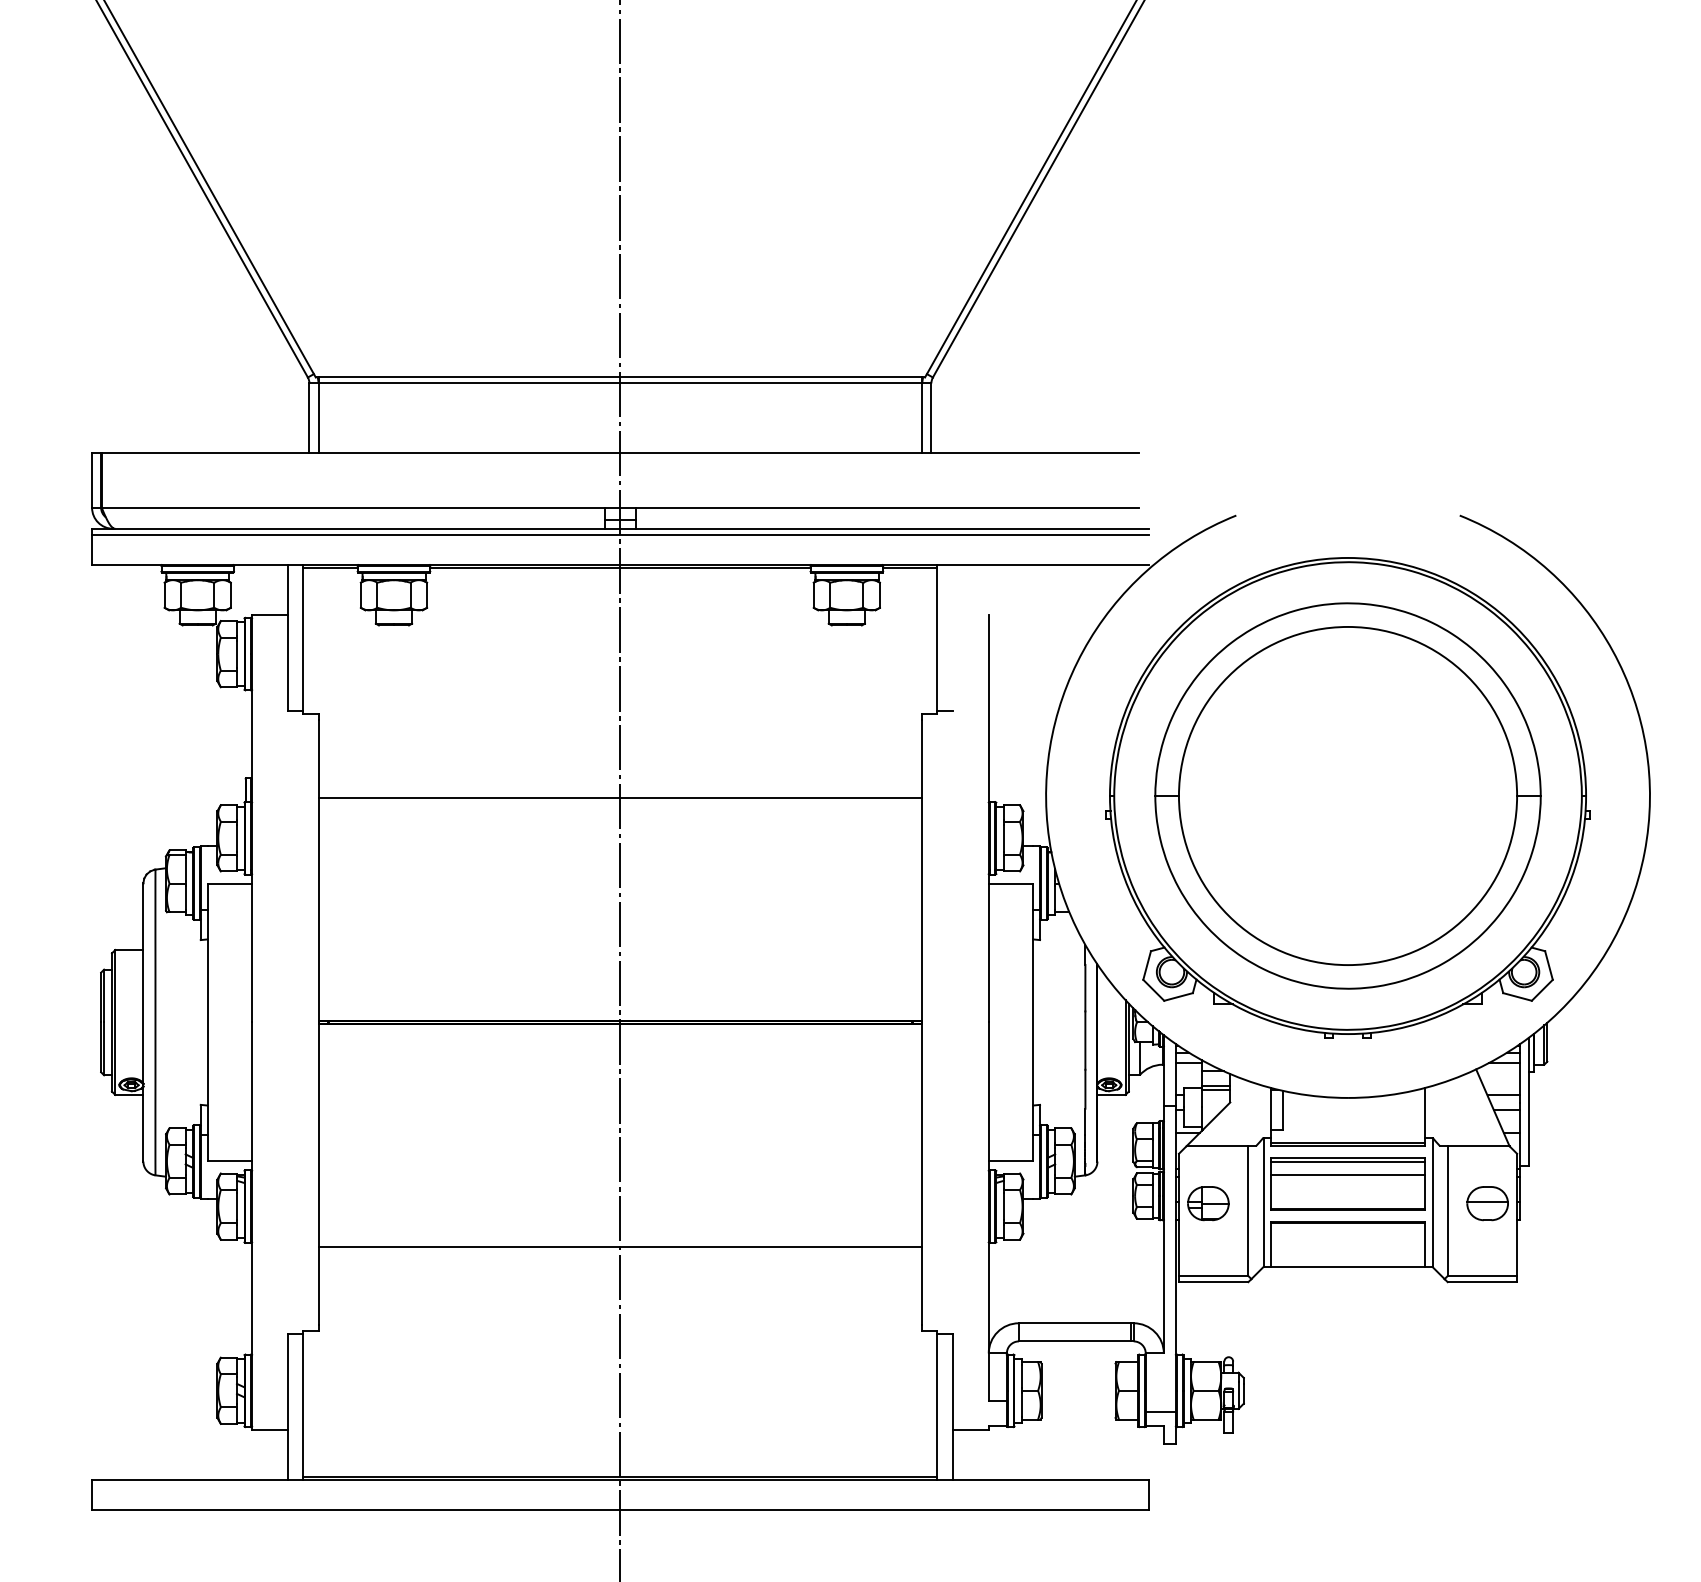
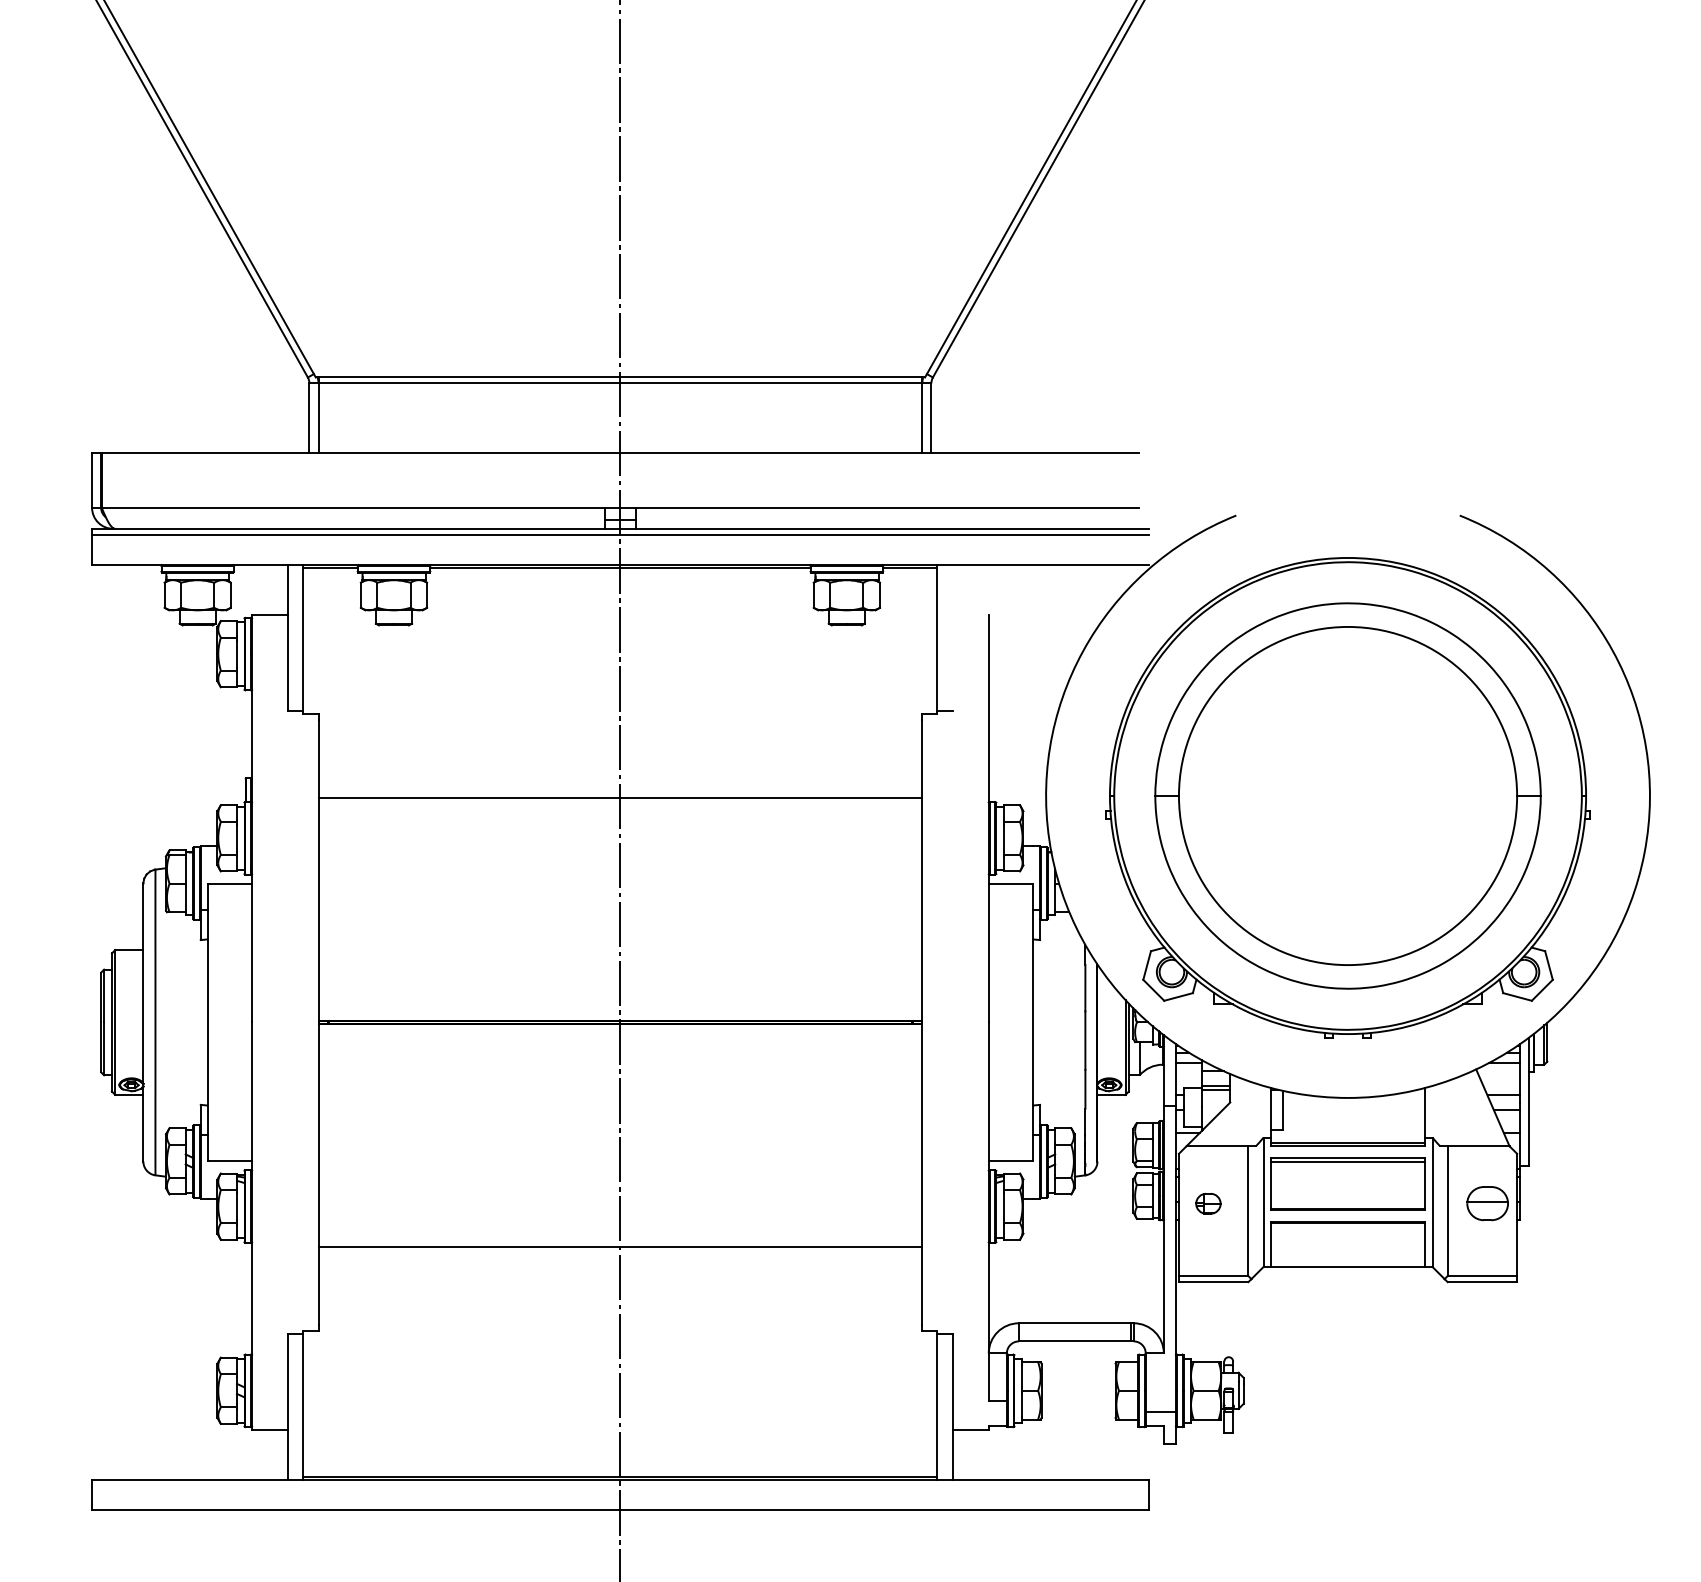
line: present -> none (1348, 1174)
part size: 43x36 px -> 27x23 px (1208, 1203)
